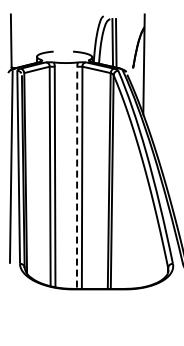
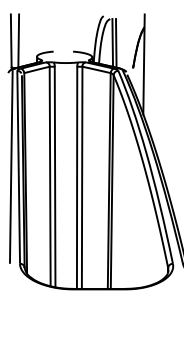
line: none -> present (18, 40)
line: dashed -> solid (77, 176)
